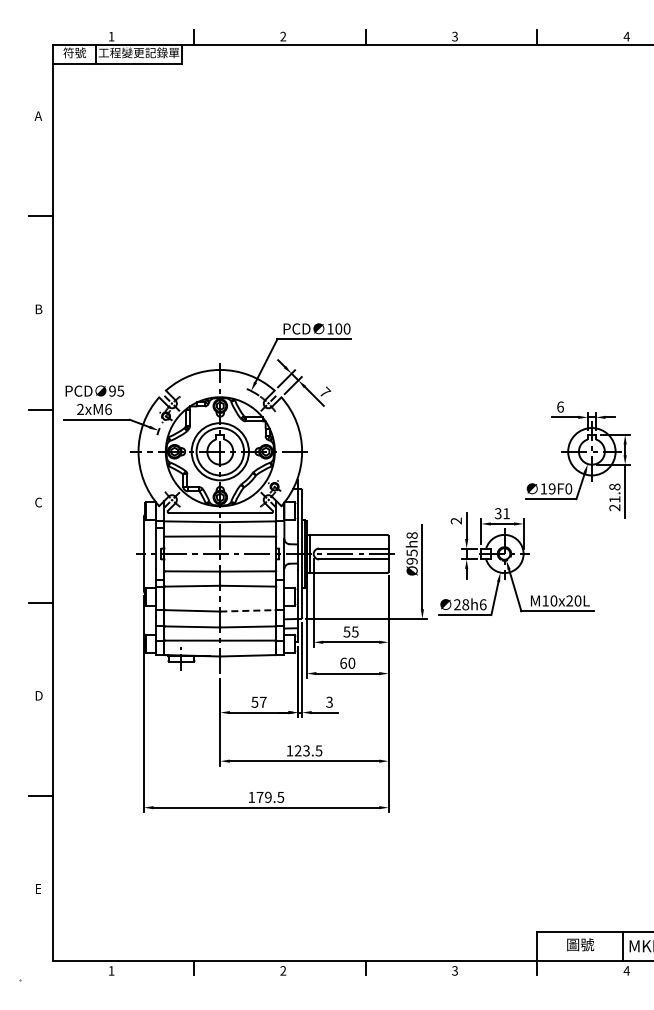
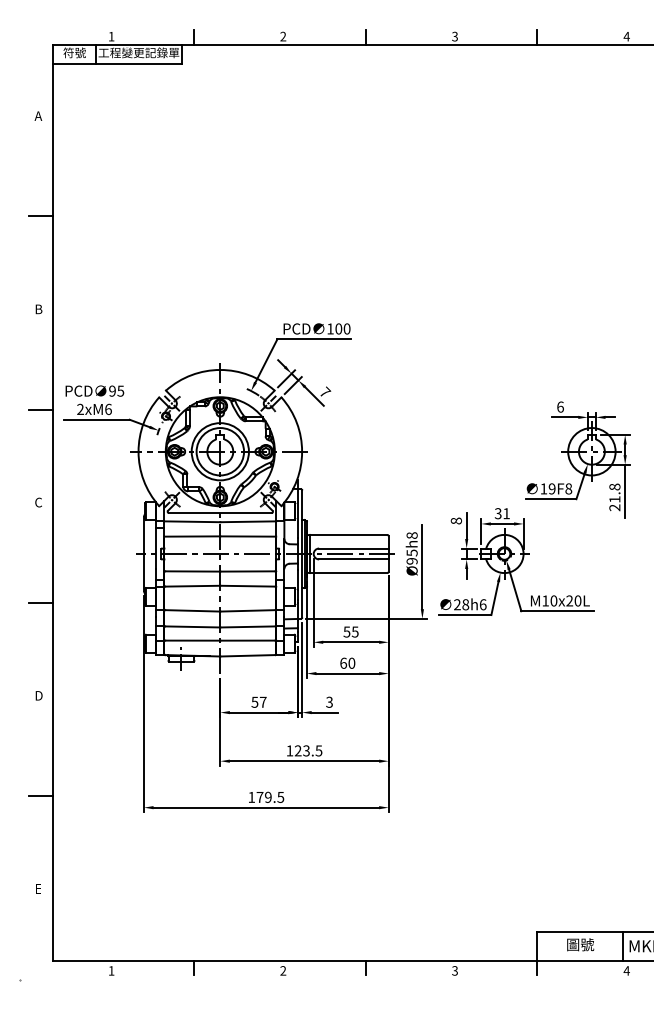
text: 19F0 -> 19F8 (568, 488)
text: 2 -> 8 (456, 520)
line: dashed -> solid (247, 610)
